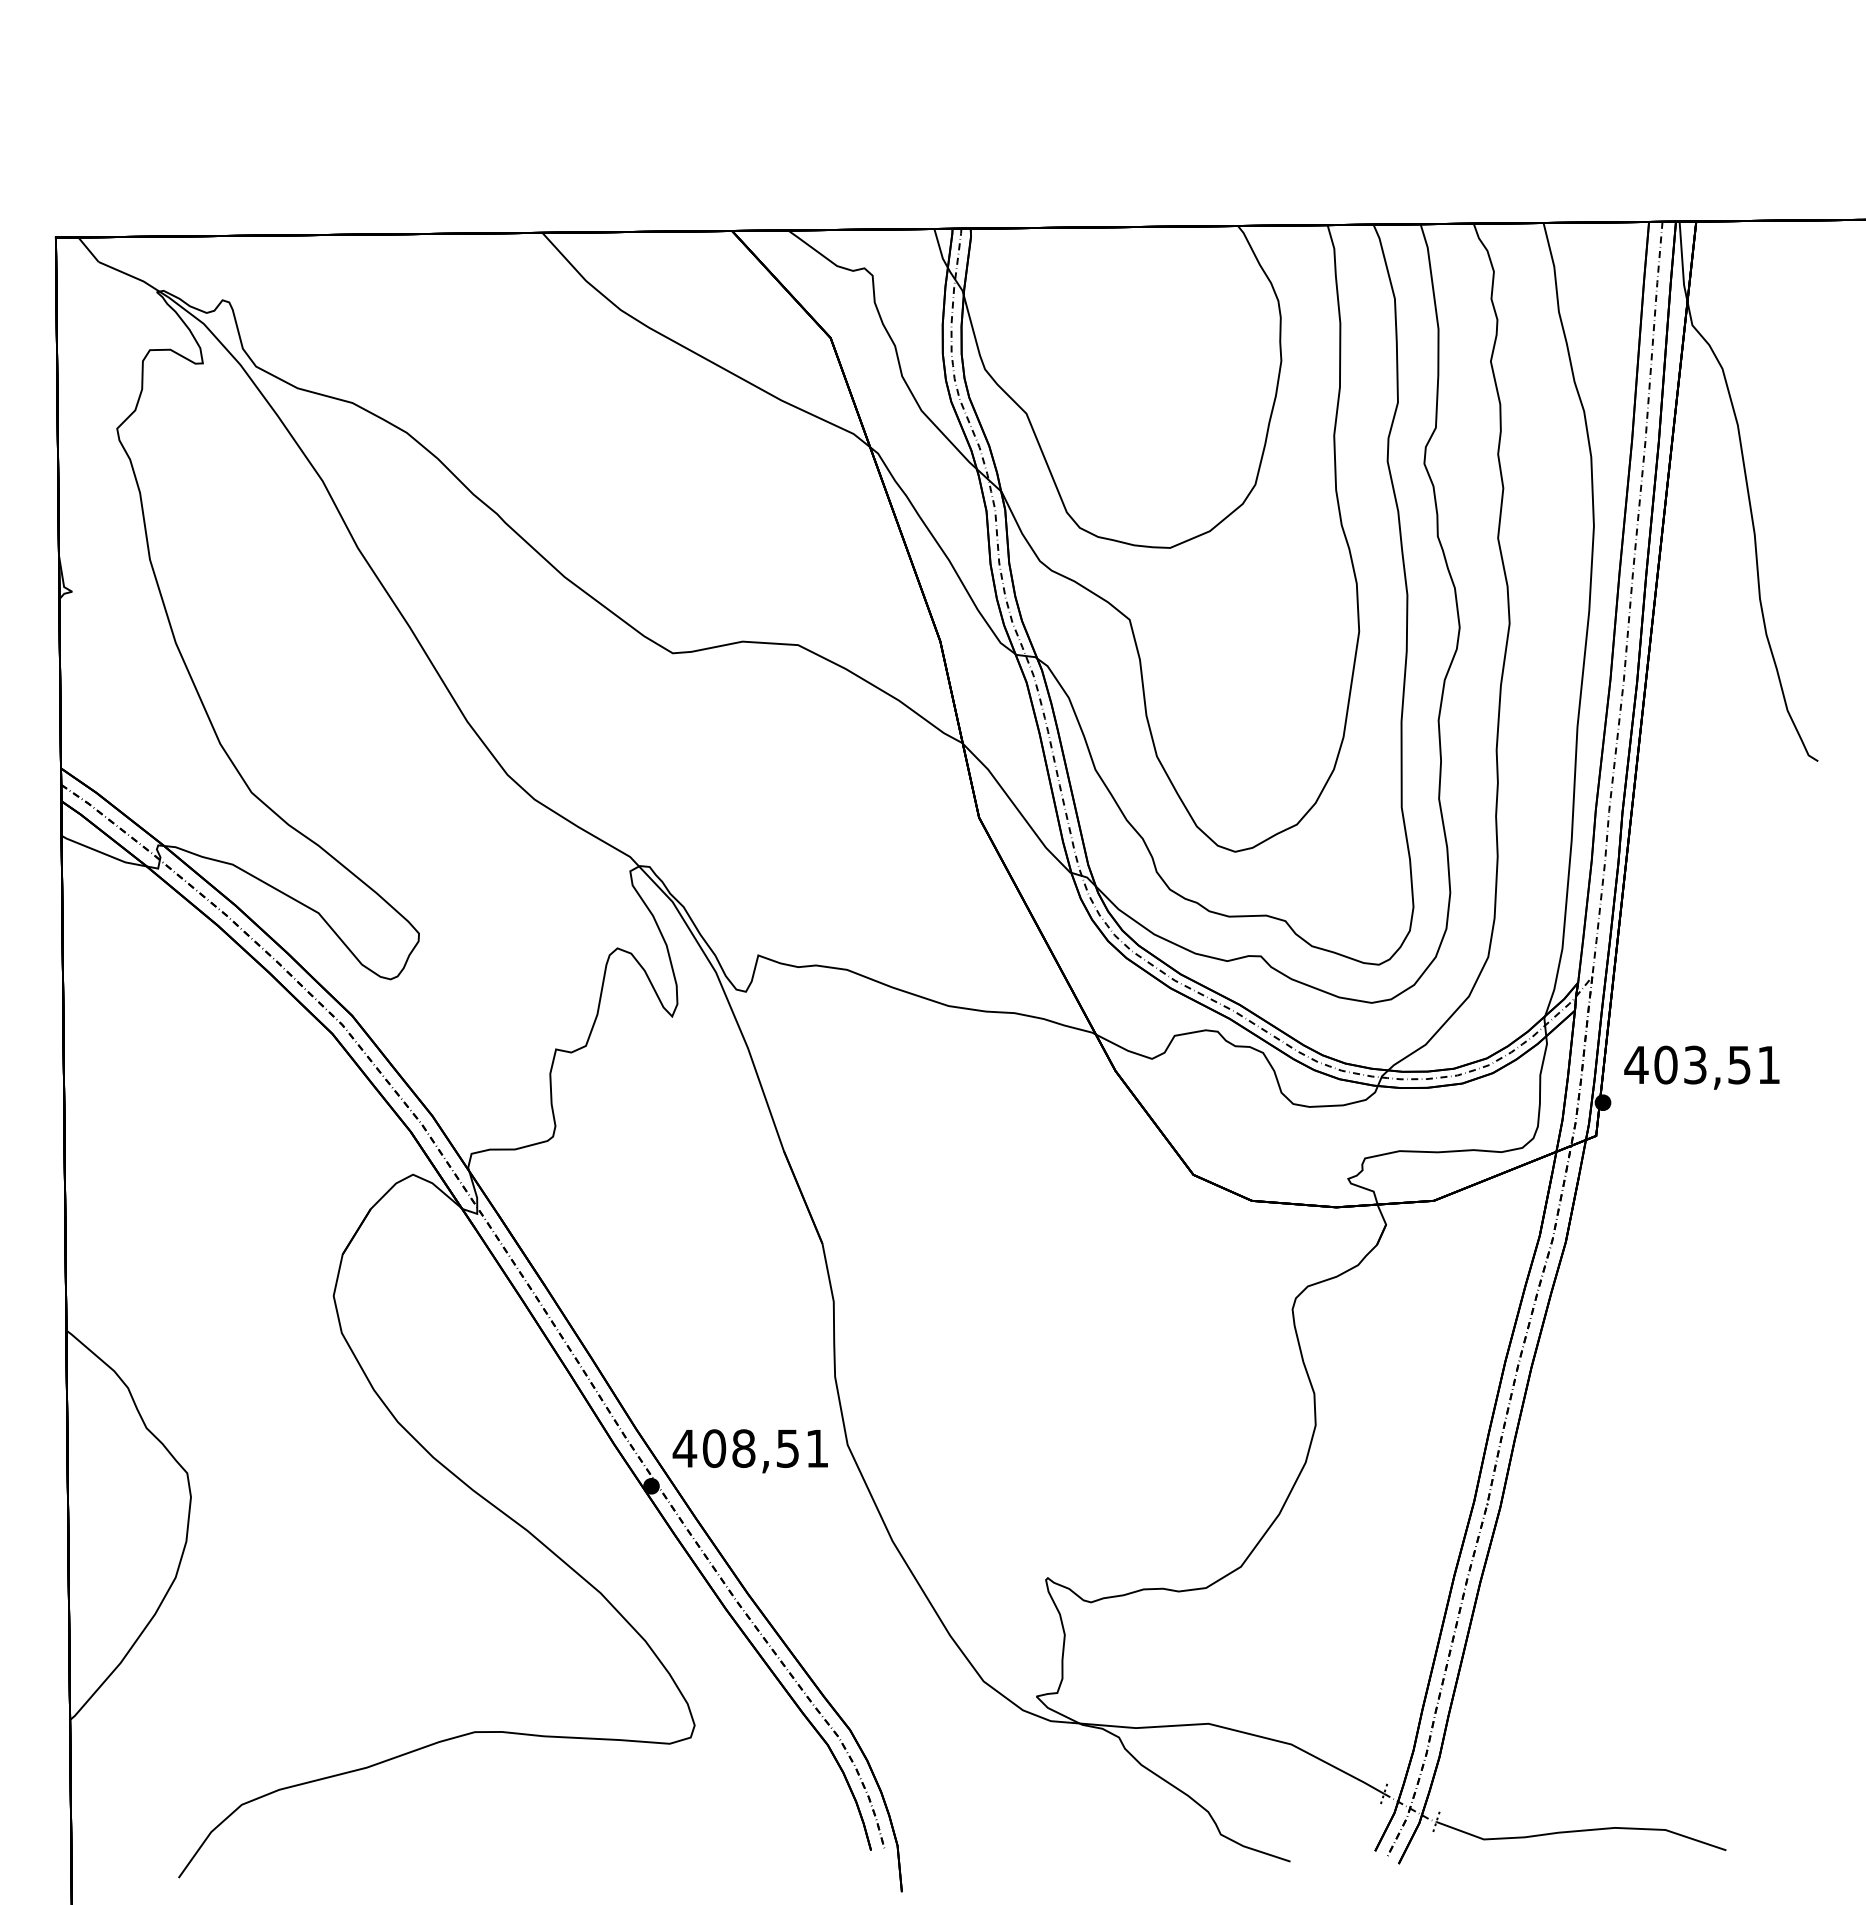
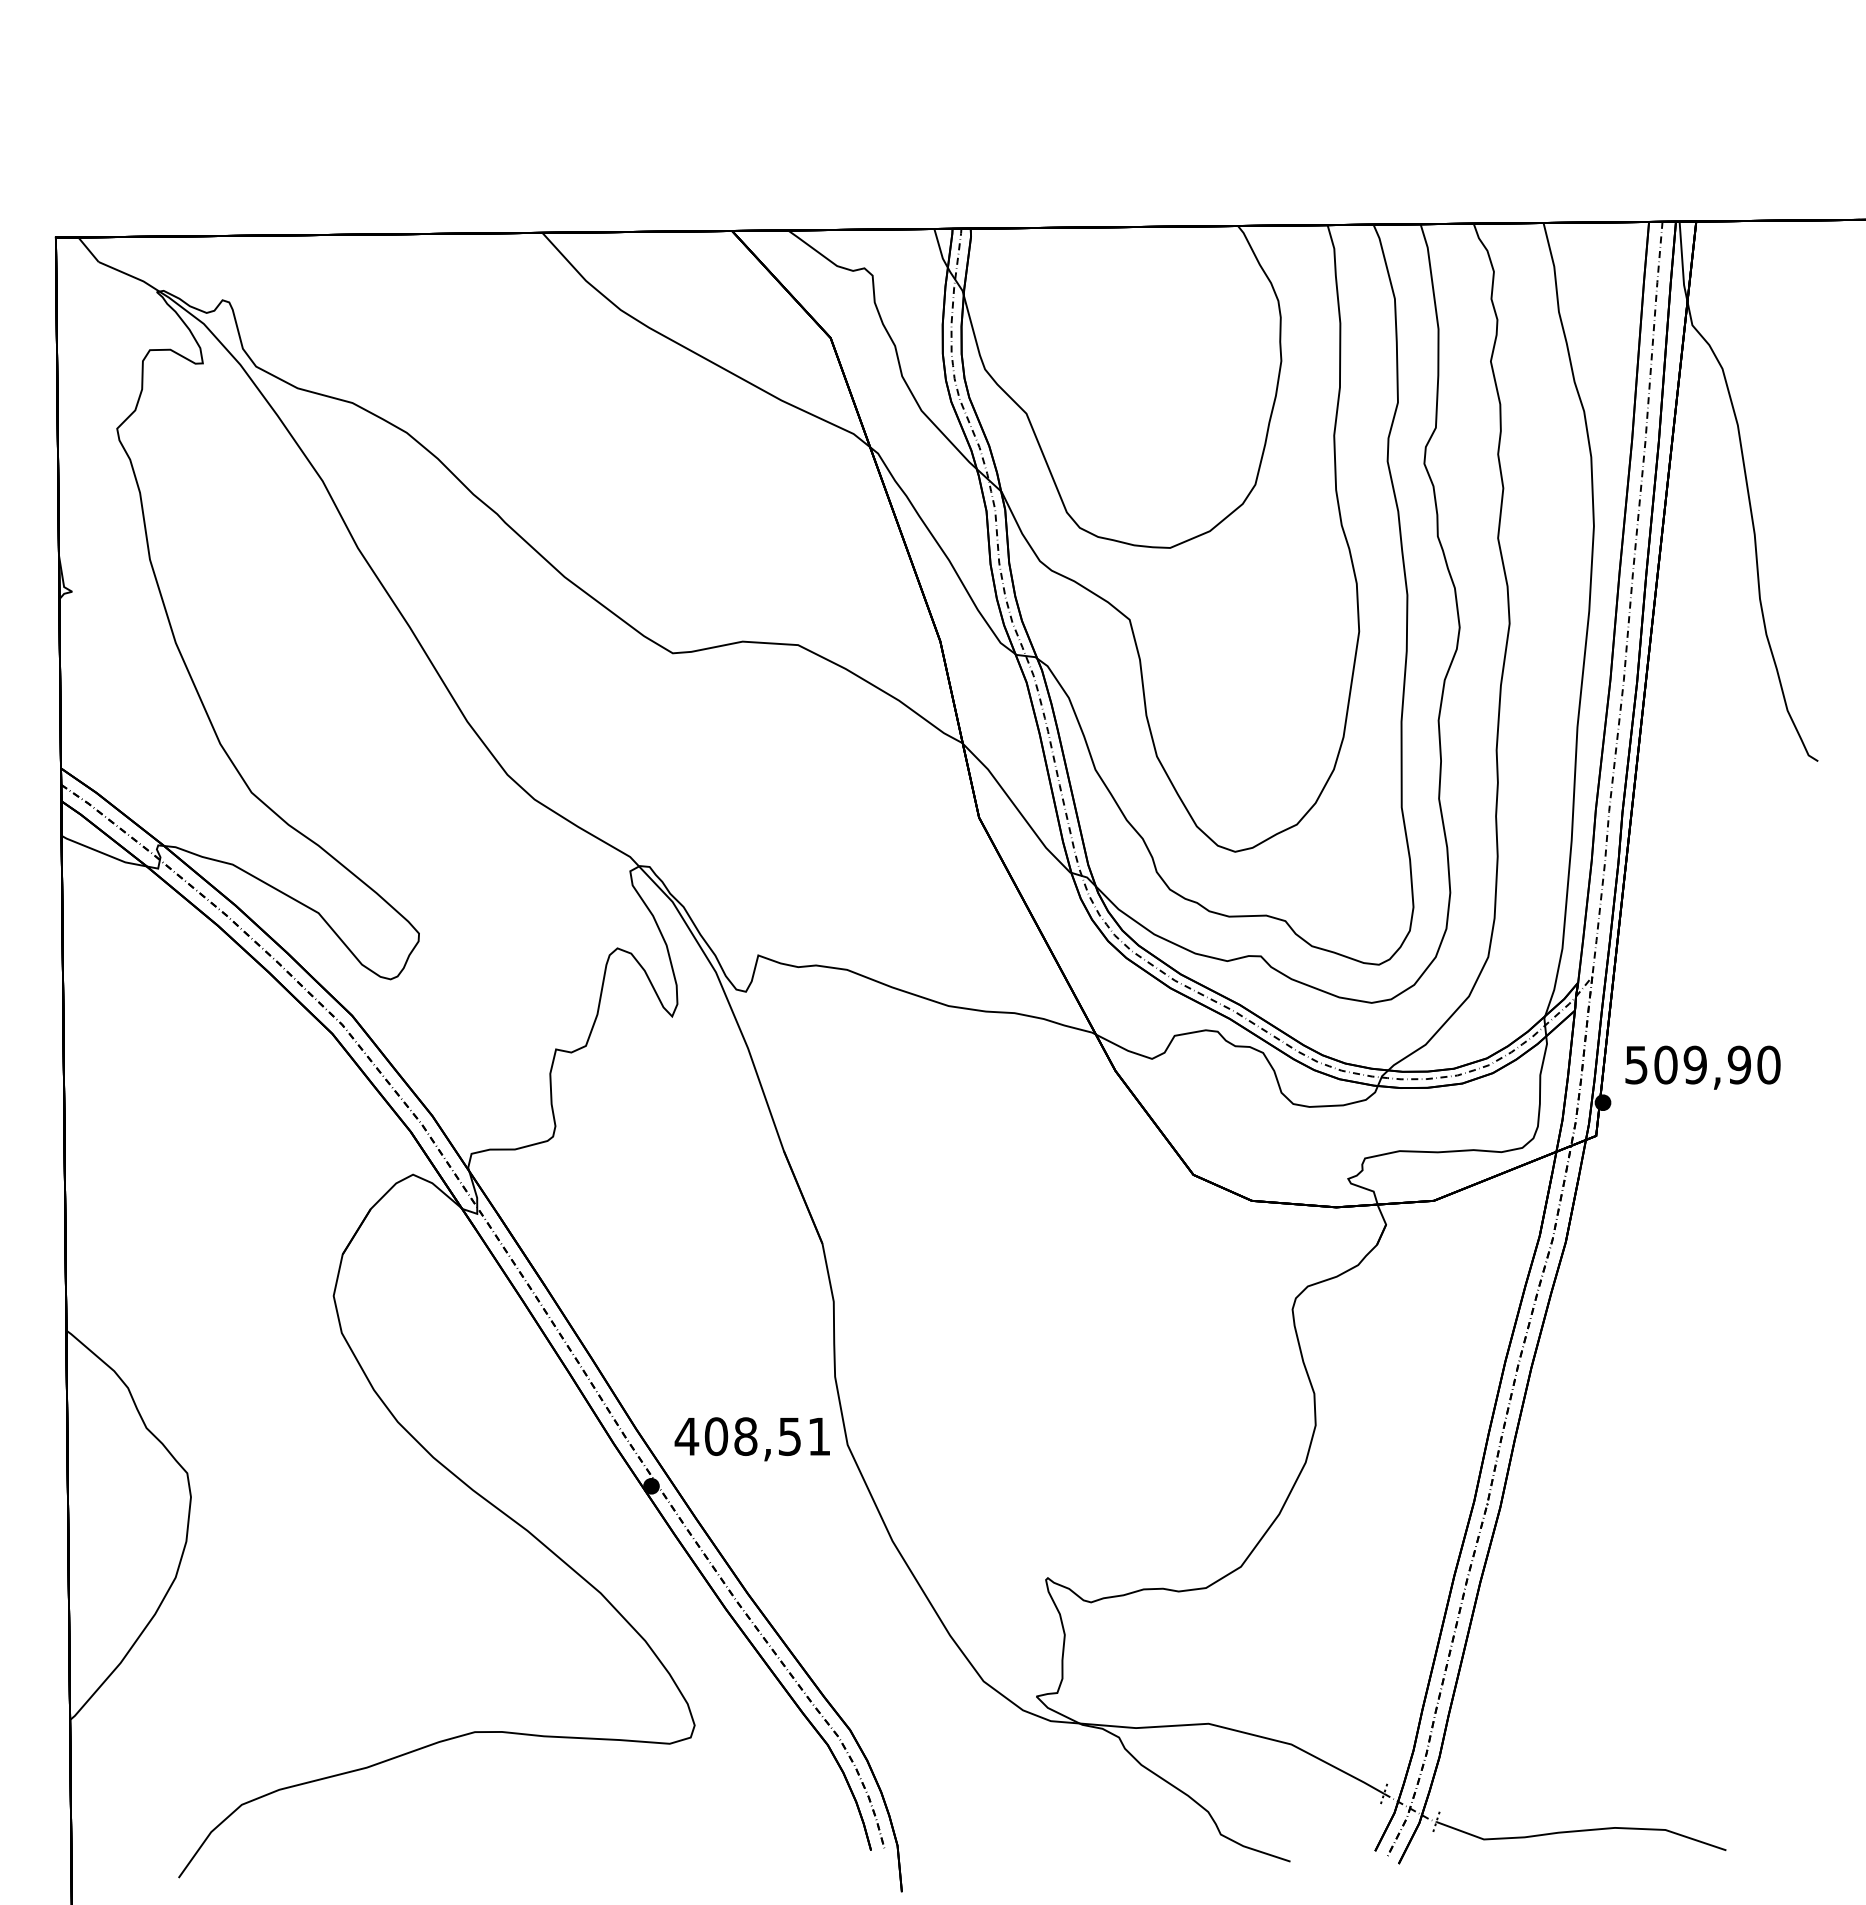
text: 403,51 -> 509,90 (1702, 1064)
text position: (749, 1451) -> (751, 1439) (751, 1439)
